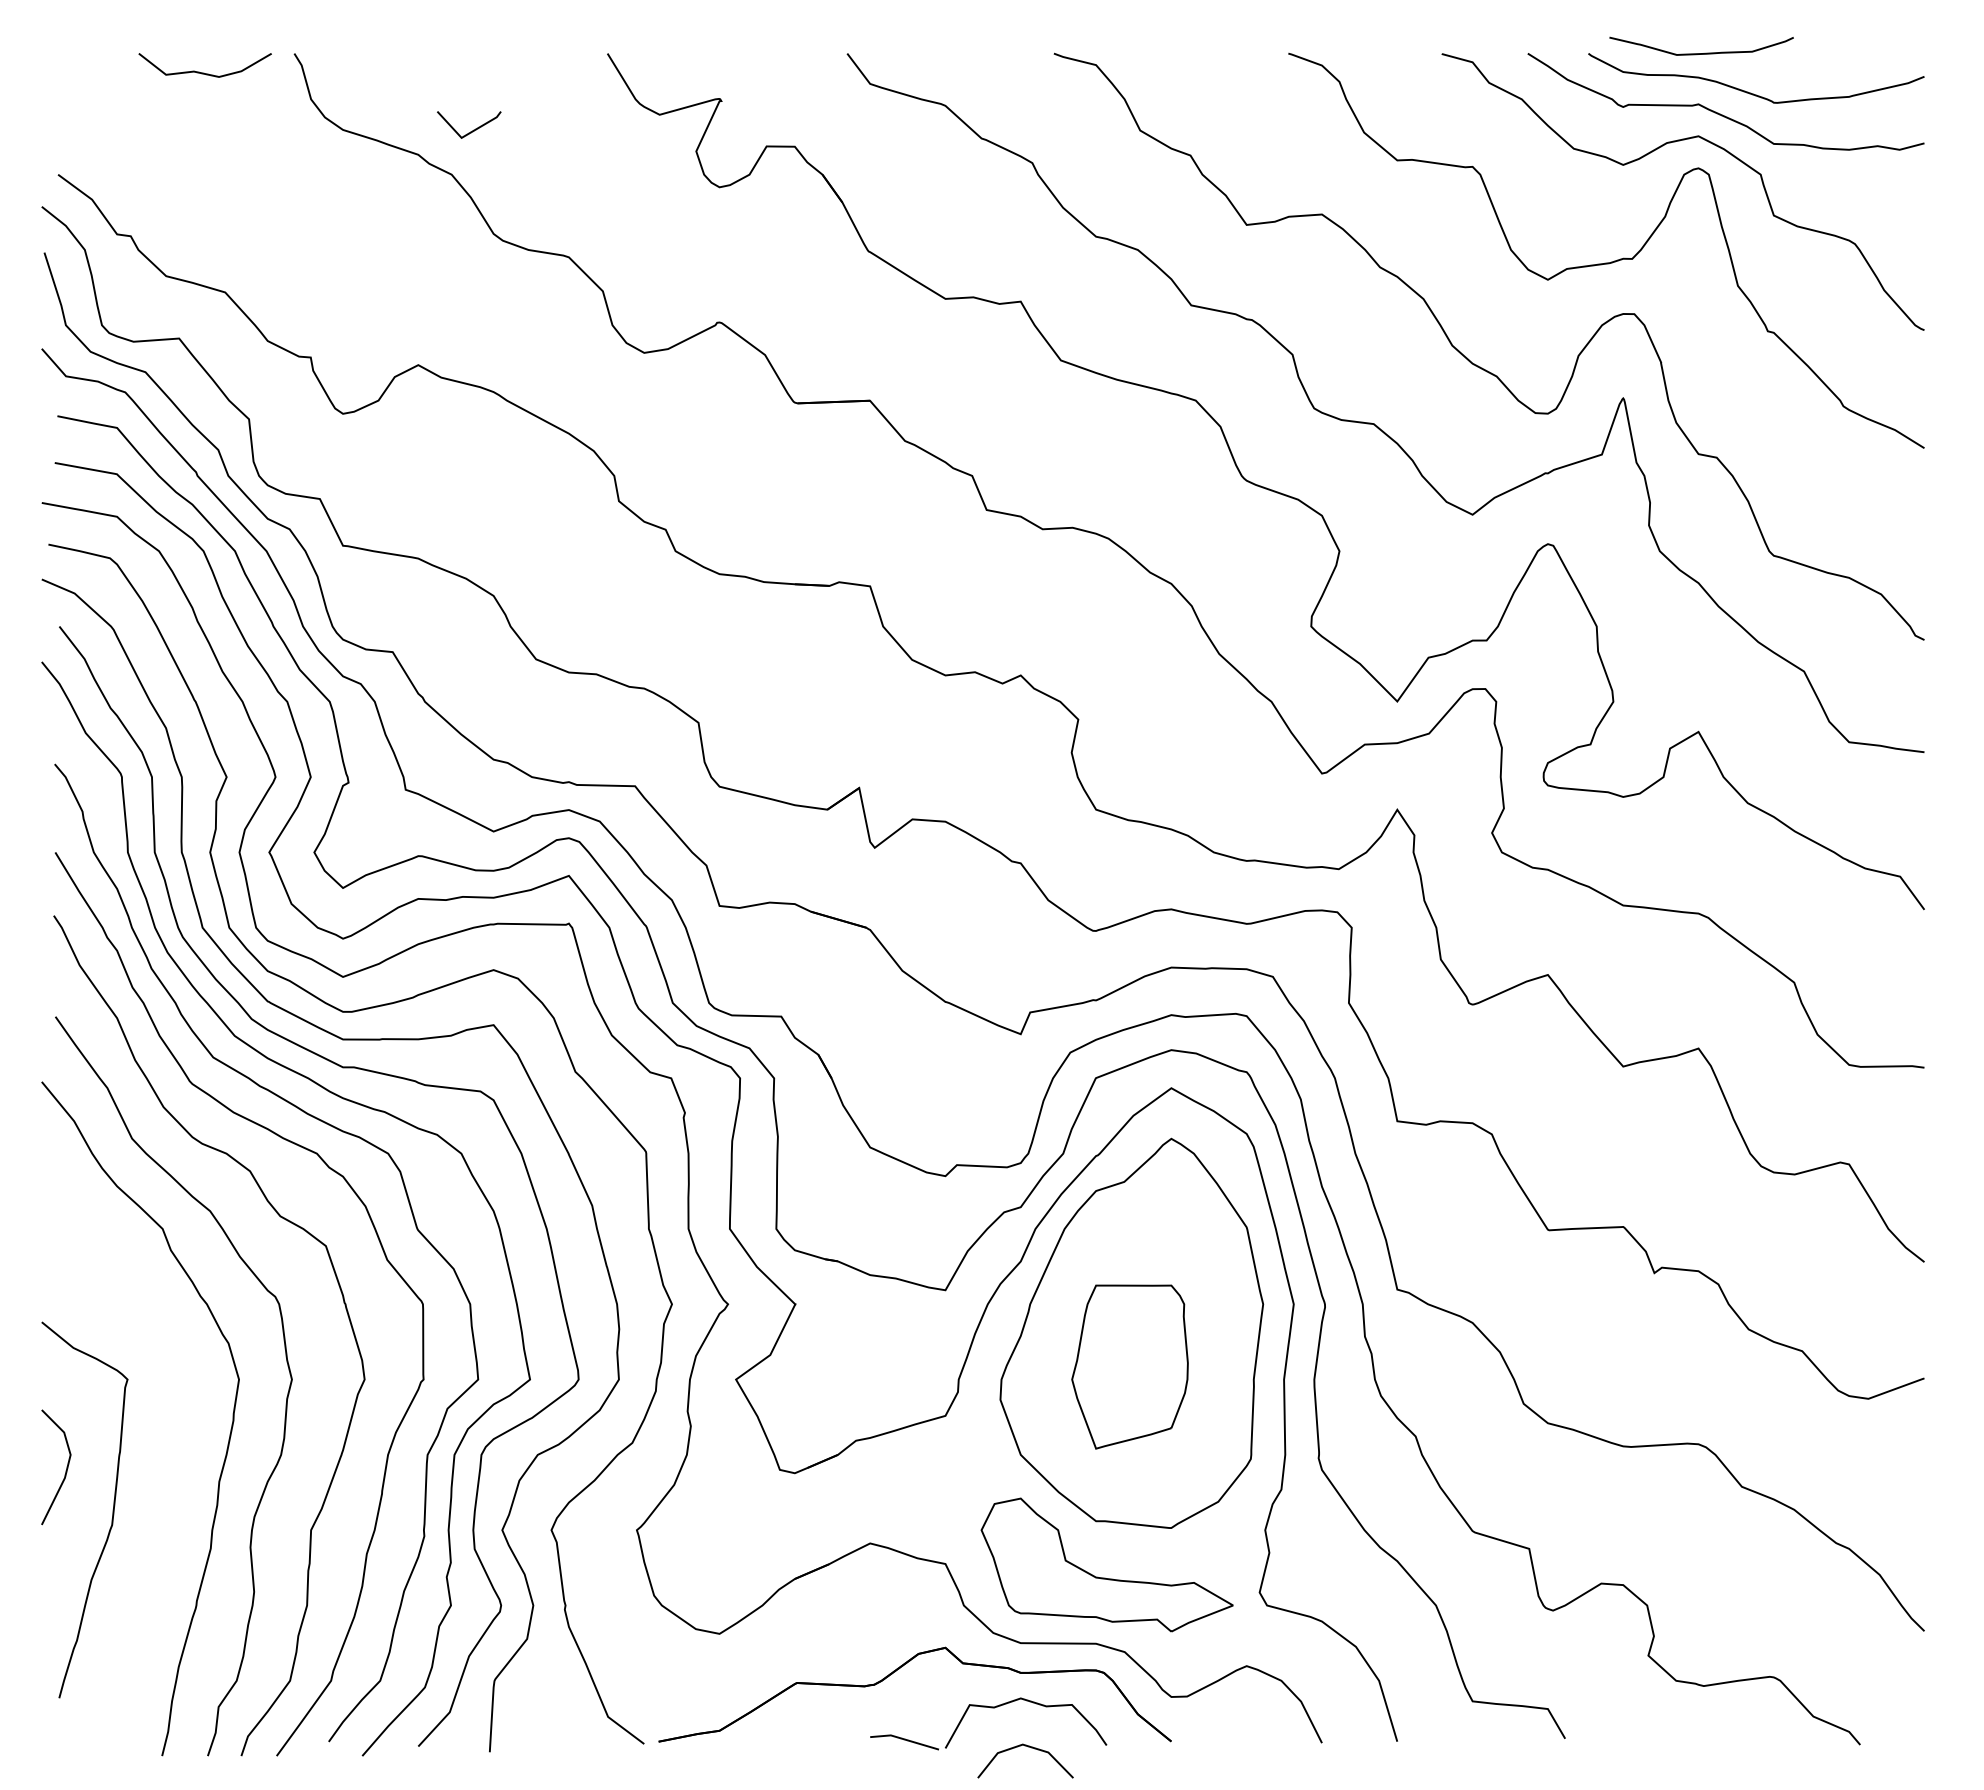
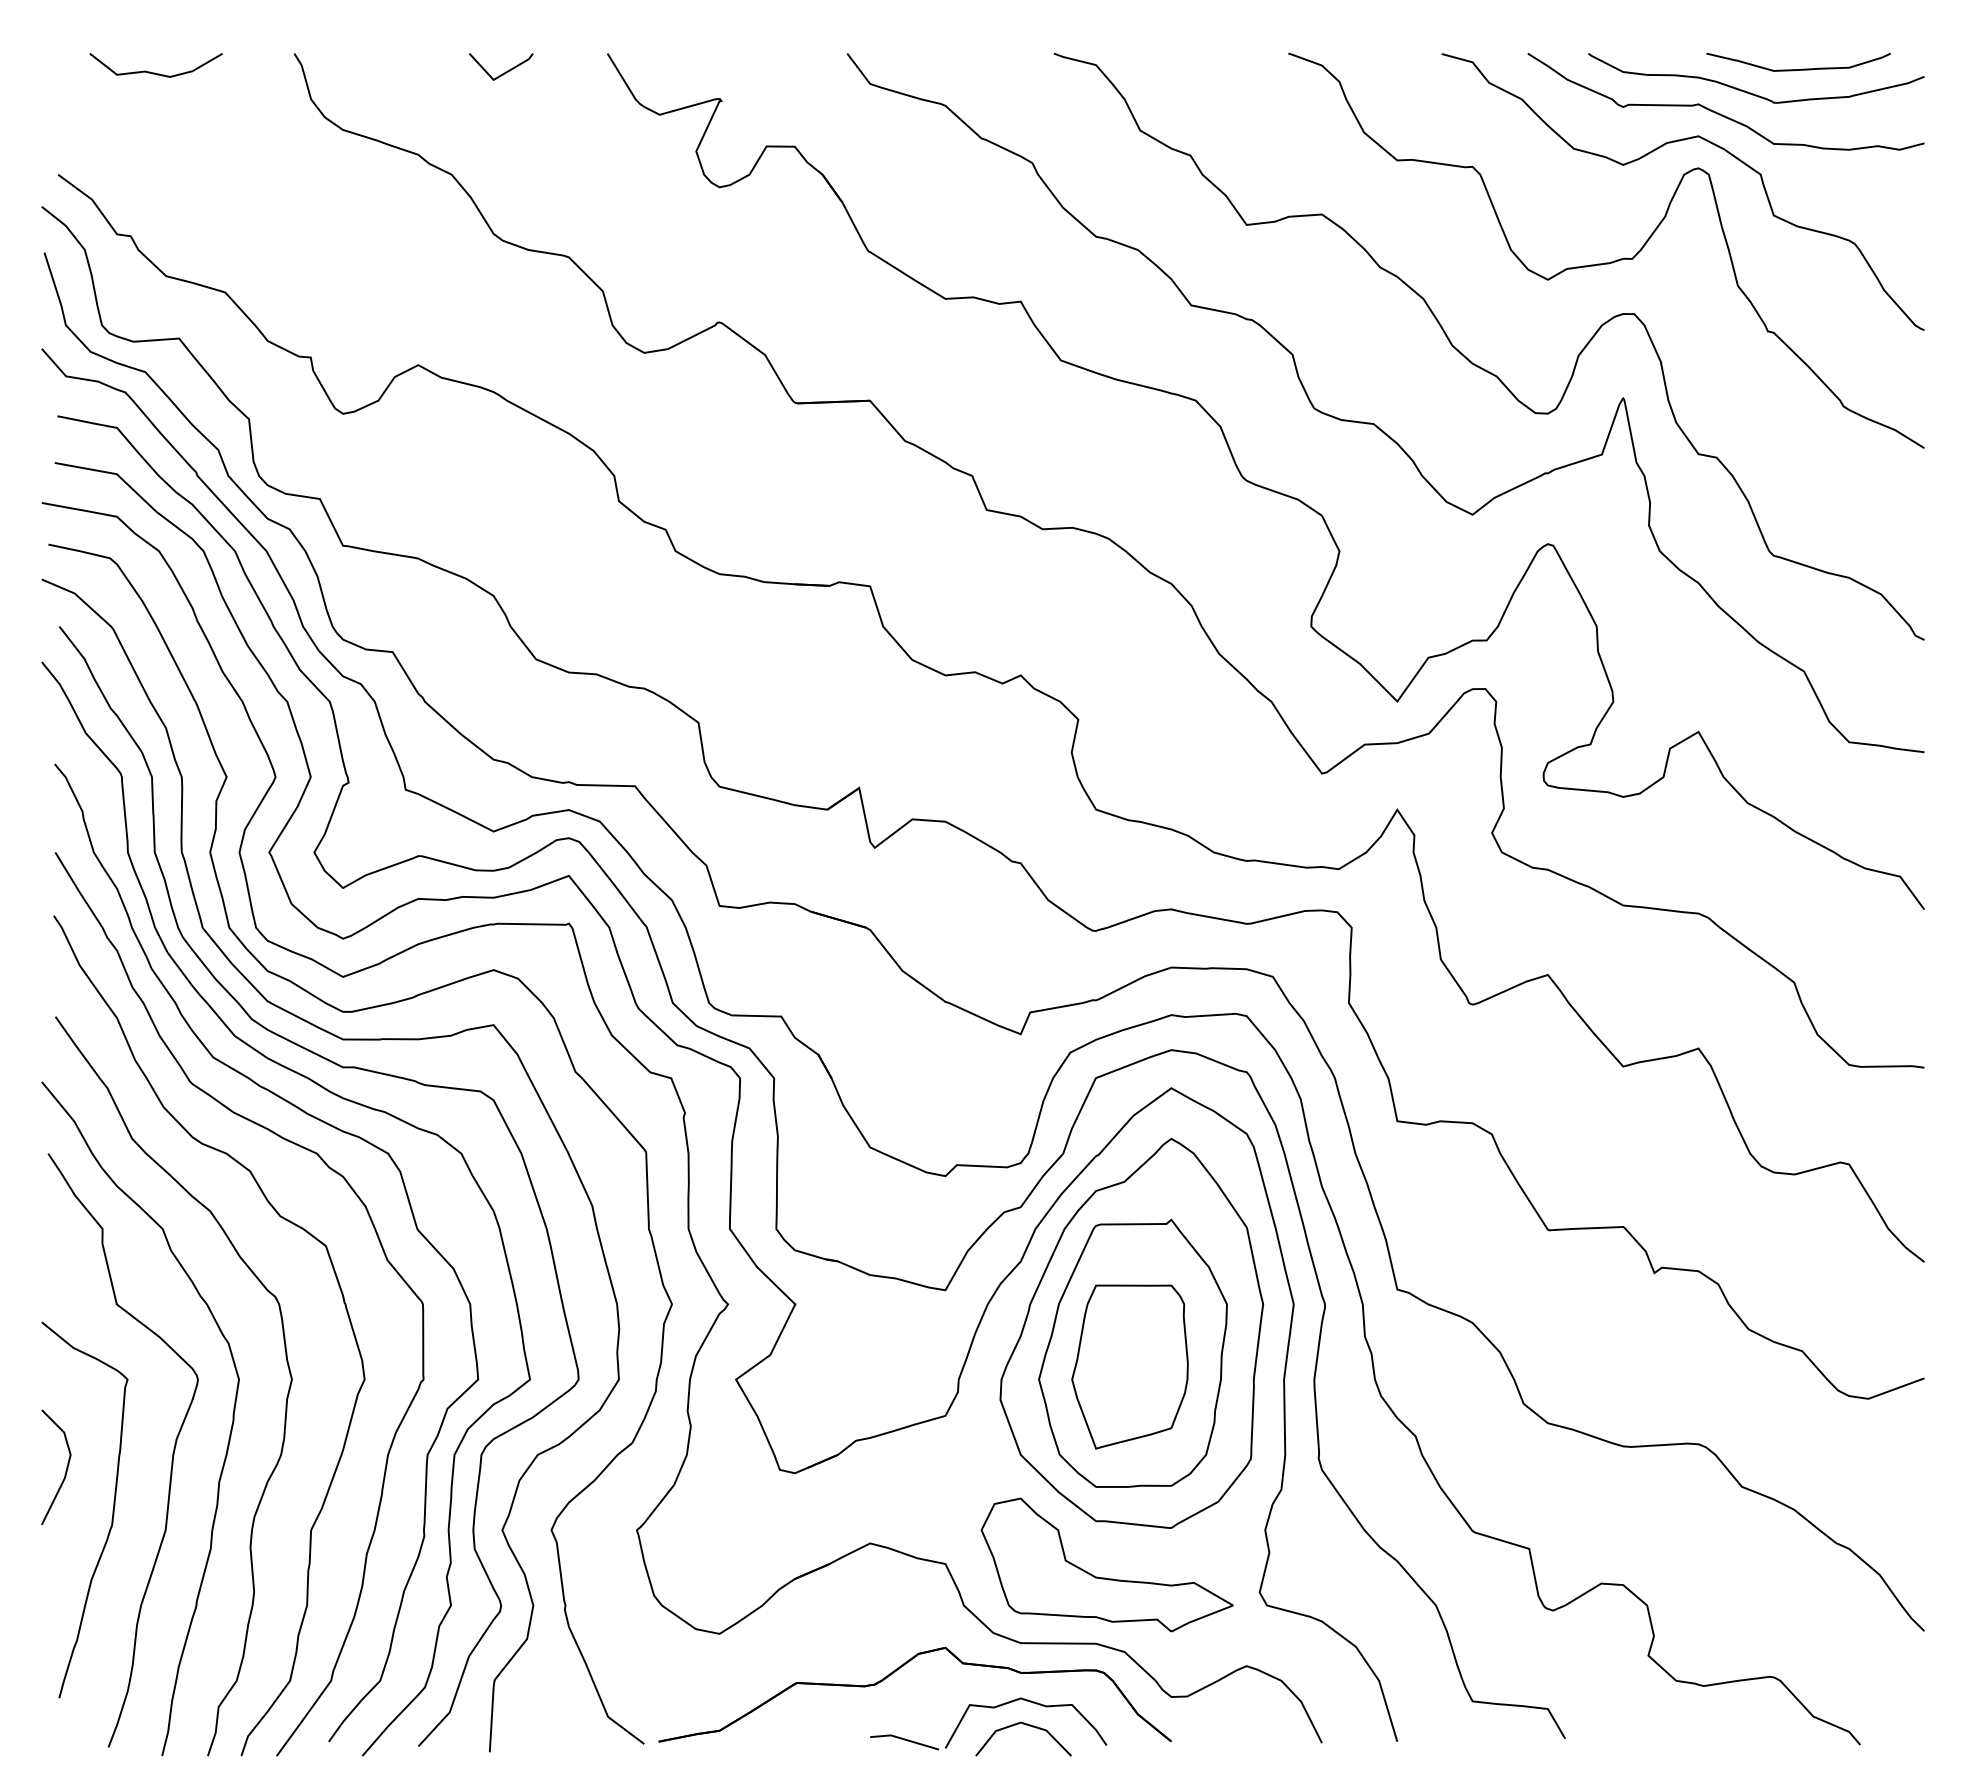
curve position: (1701, 53) -> (1798, 69) (1798, 69)
curve position: (204, 72) -> (155, 72) (155, 72)
line position: (473, 129) -> (505, 71) (505, 71)
part: none -> present (1132, 1352)
curve: none -> present (171, 1459)
line position: (1028, 1747) -> (1026, 1725) (1026, 1725)
